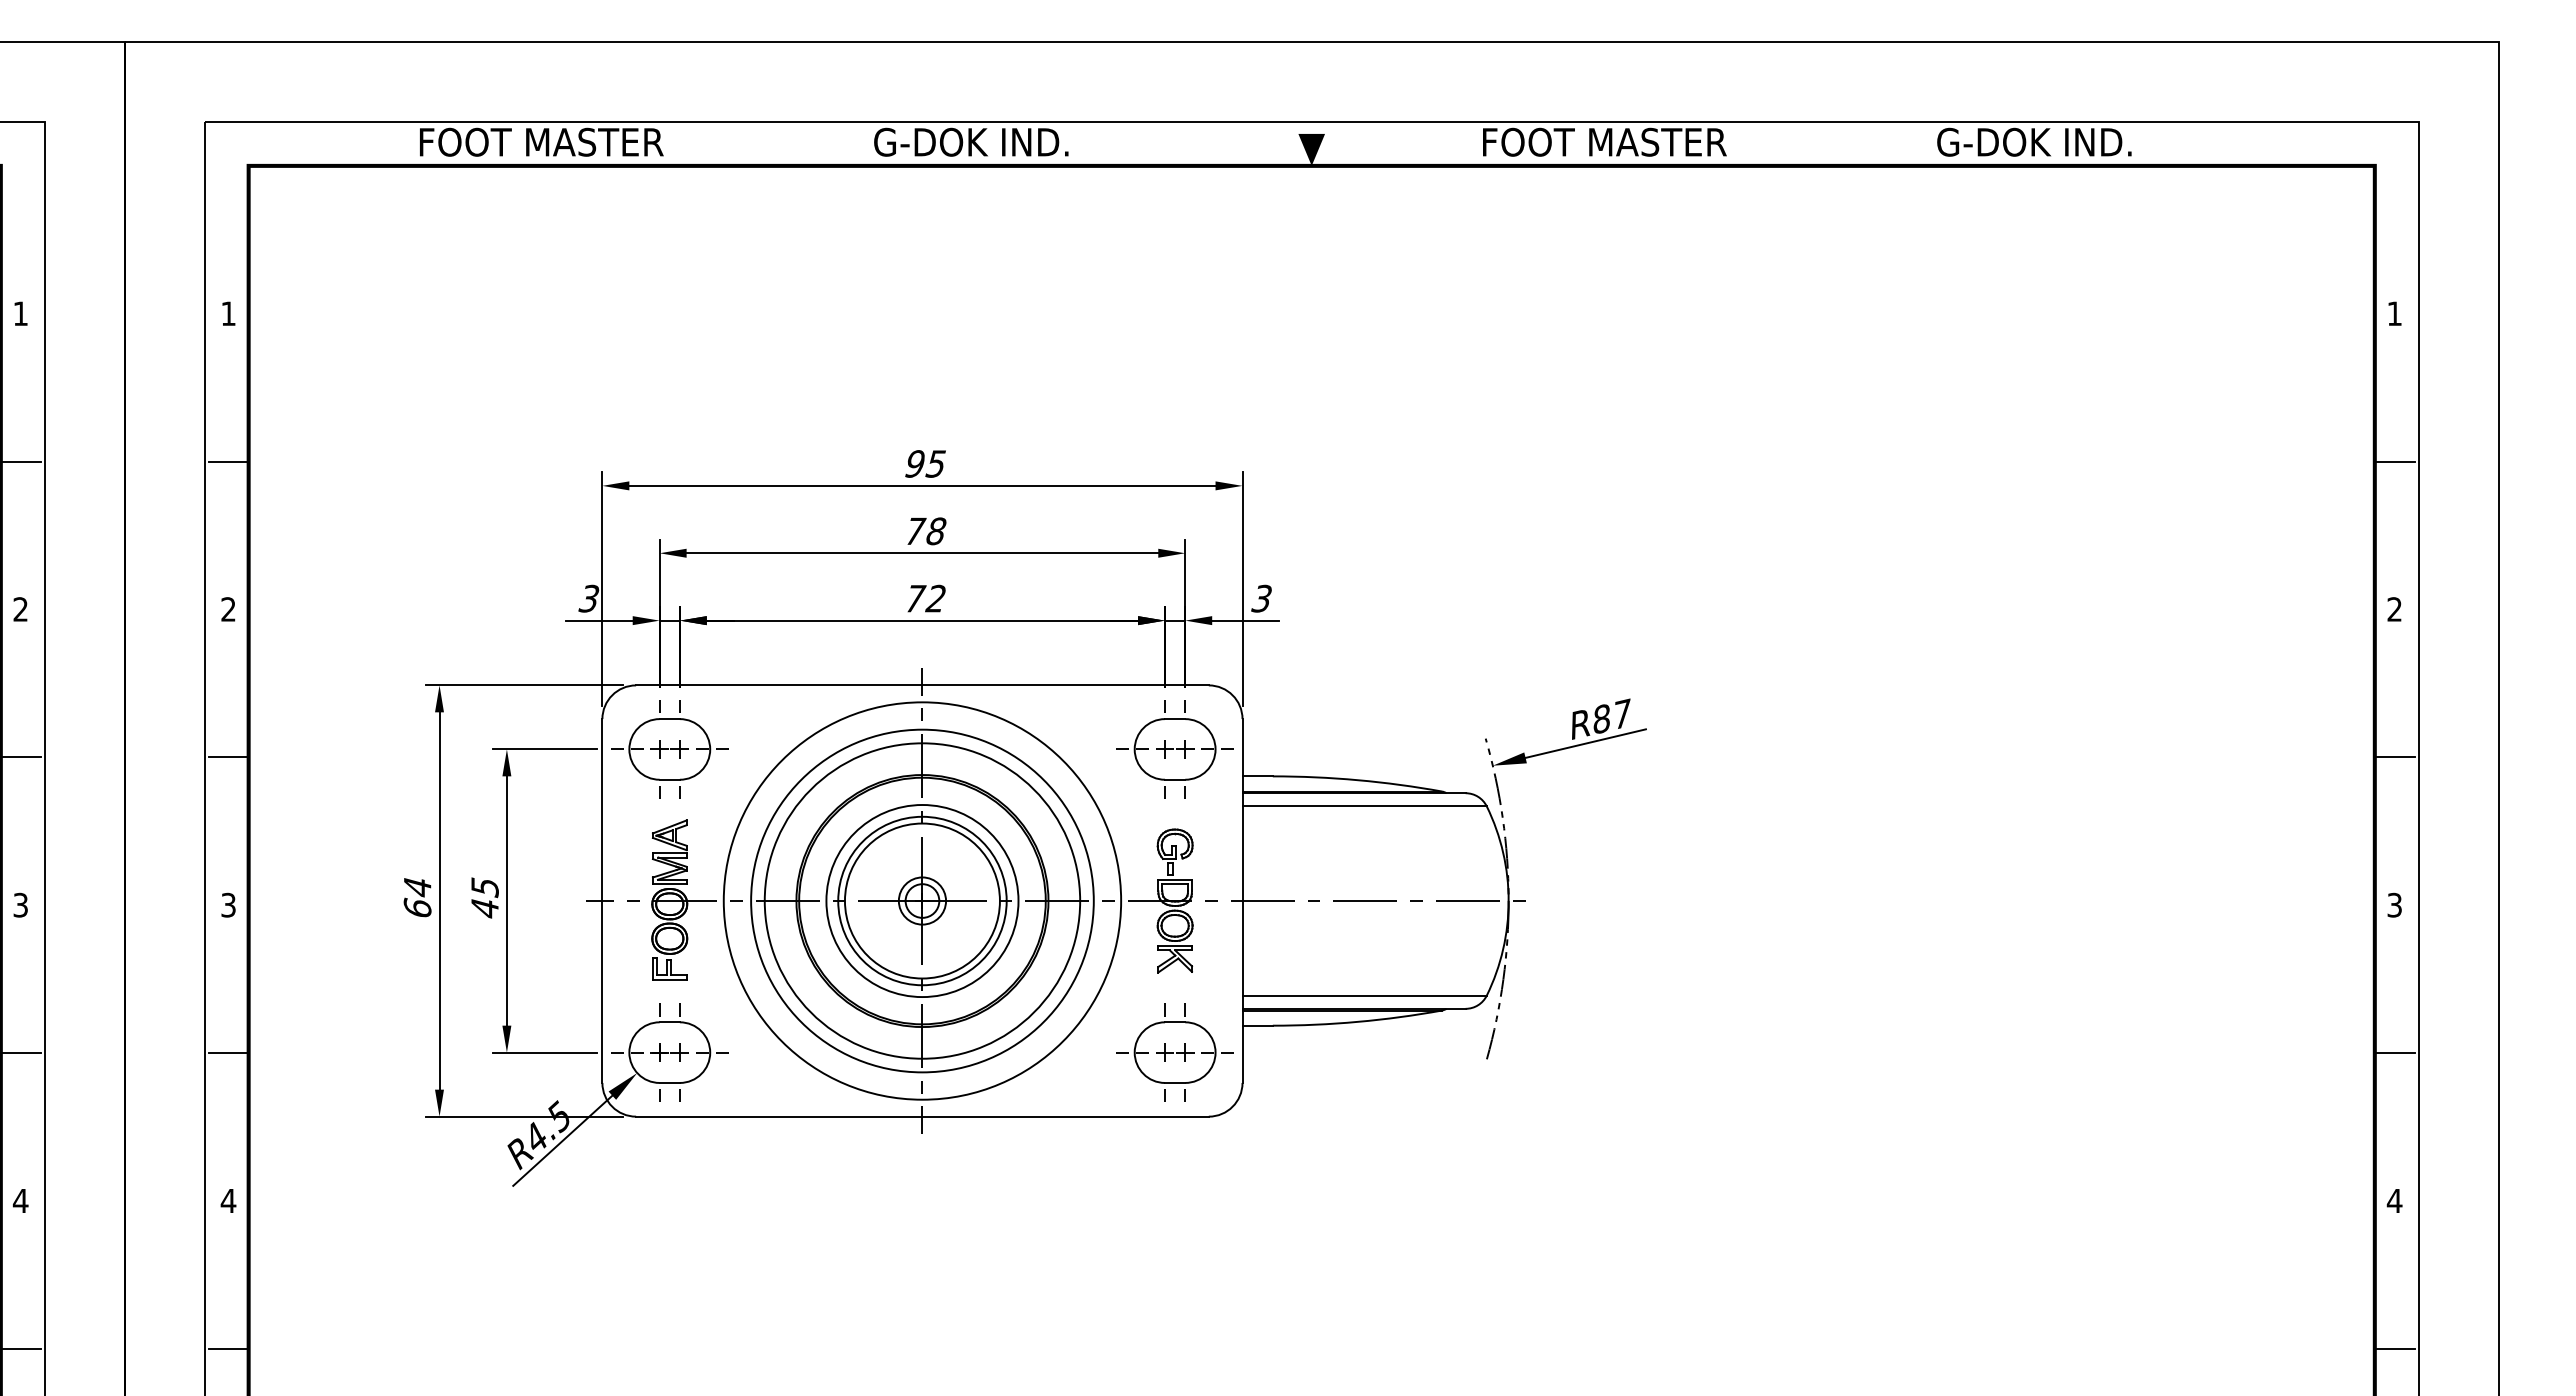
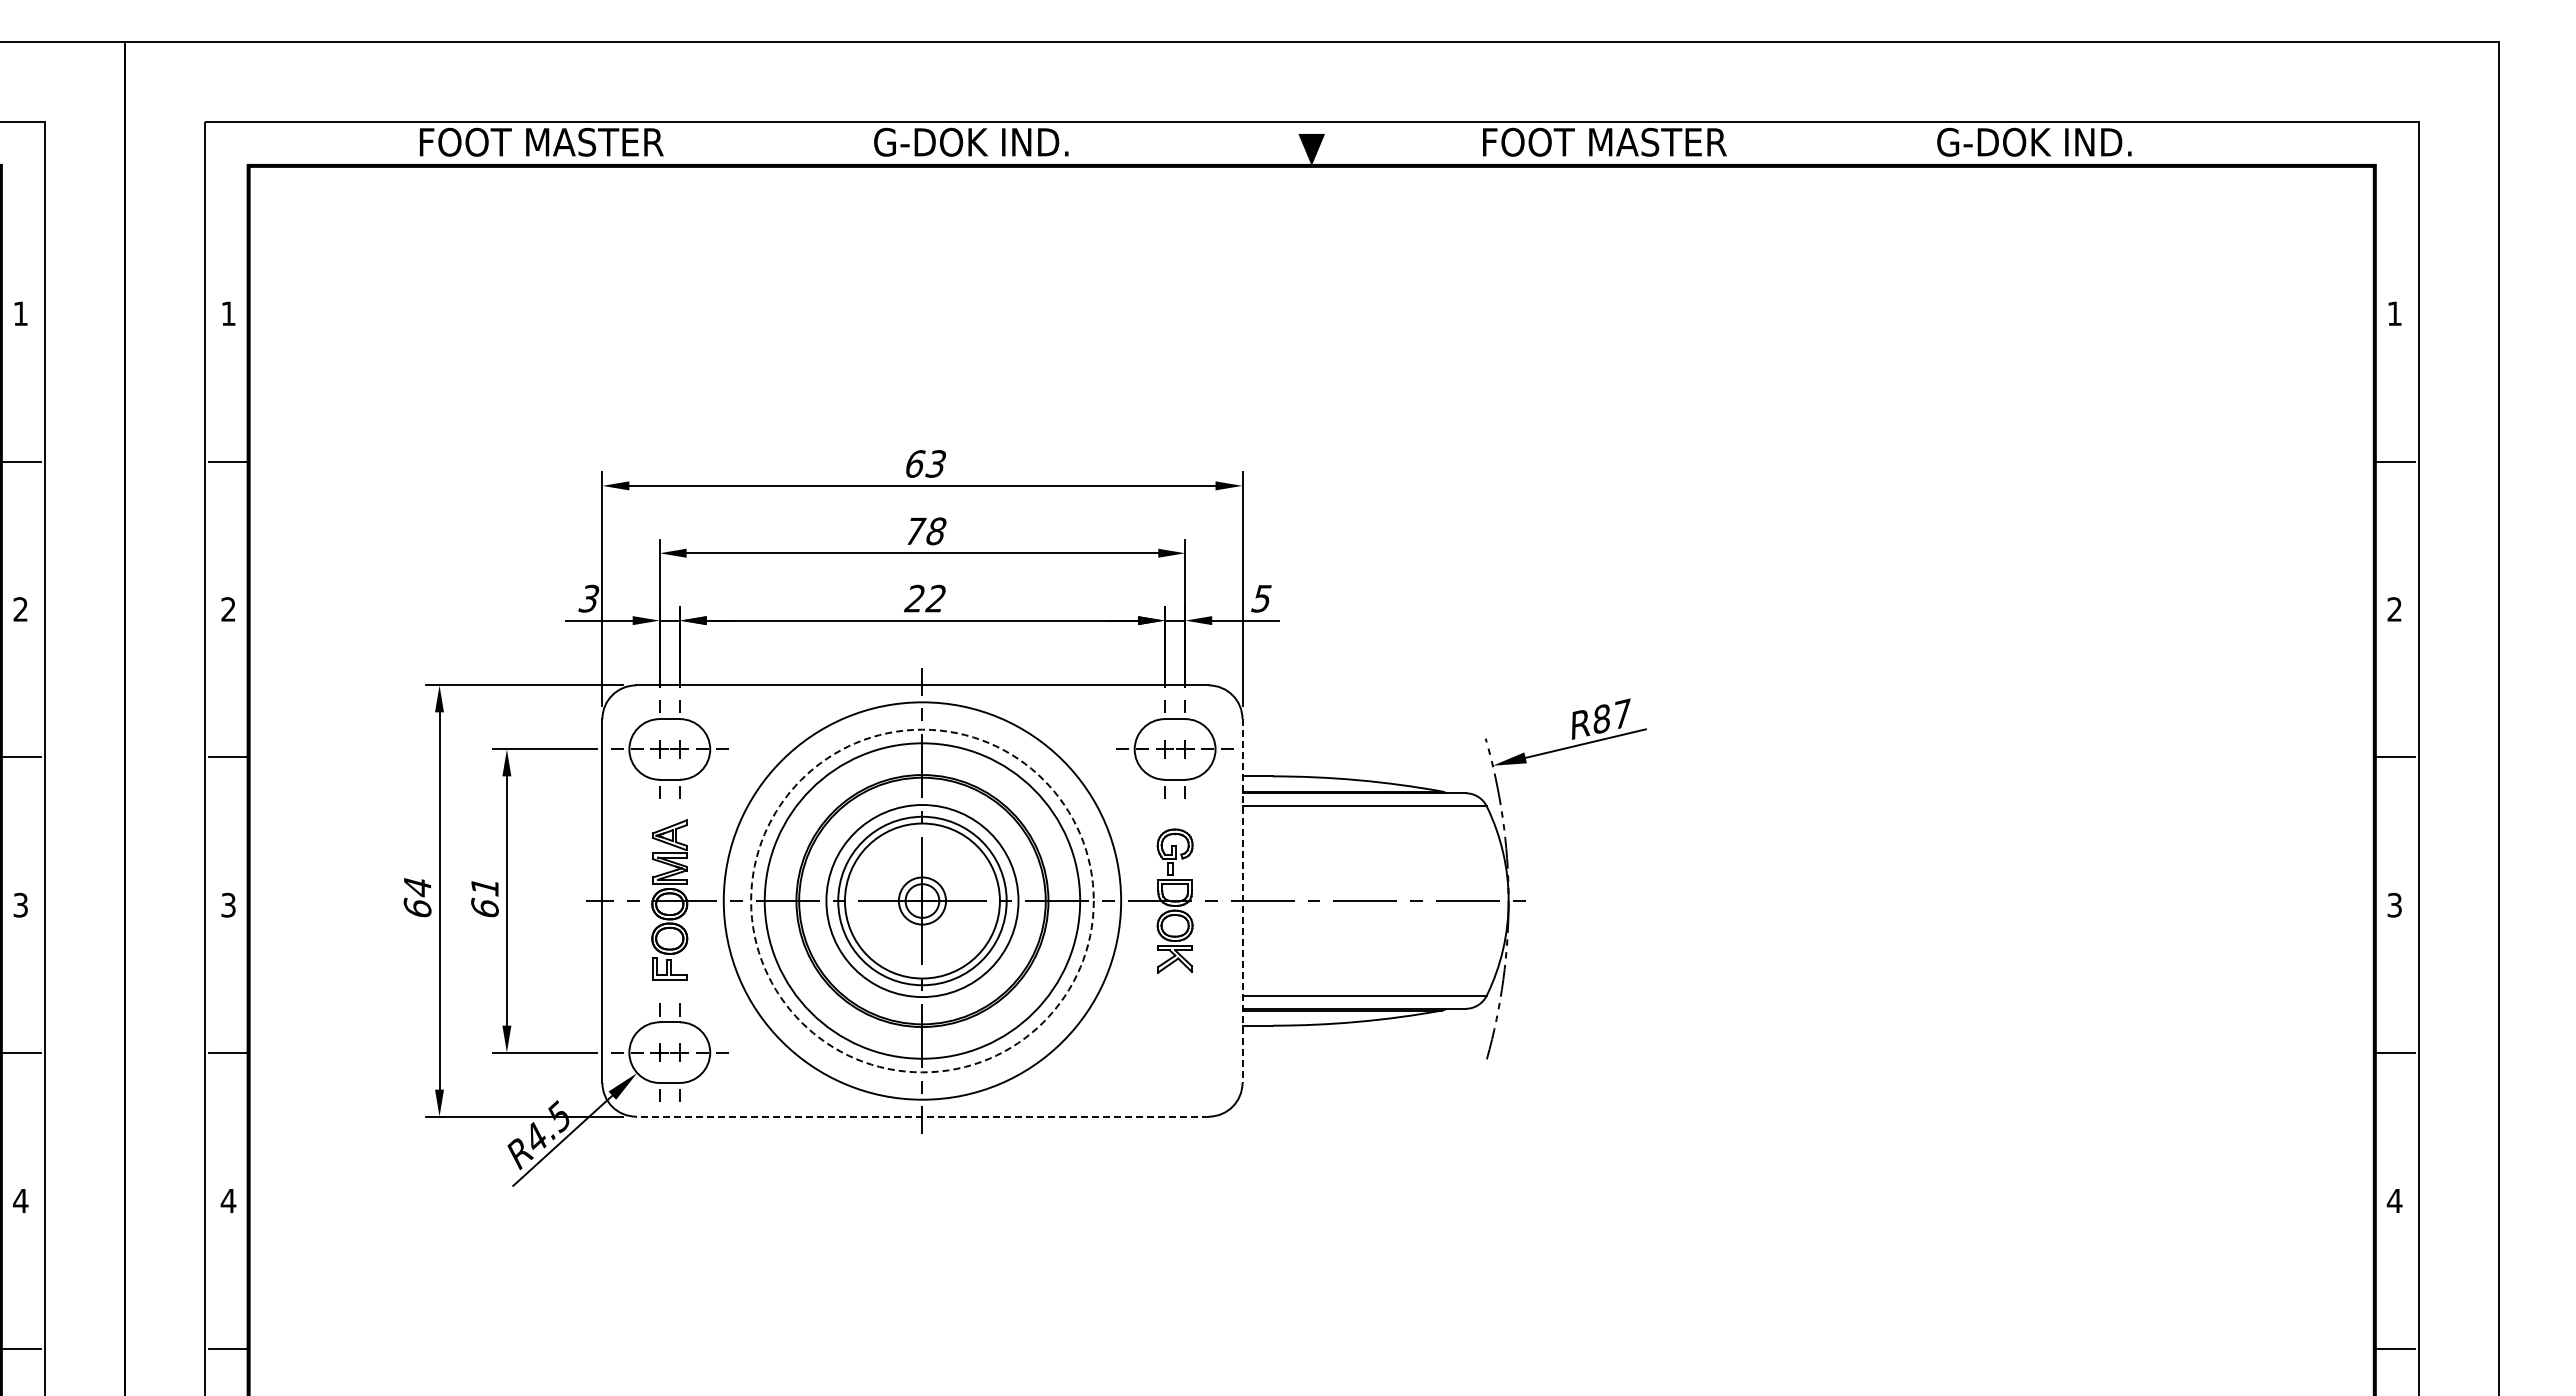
text: 95 -> 63 (925, 463)
text: 3 -> 5 (1261, 597)
text: 72 -> 22 (915, 598)
text: 45 -> 61 (484, 897)
circle: solid -> dashed (922, 900)
line: solid -> dashed (1242, 901)
part: present -> none (1174, 1052)
line: solid -> dashed (921, 1116)
